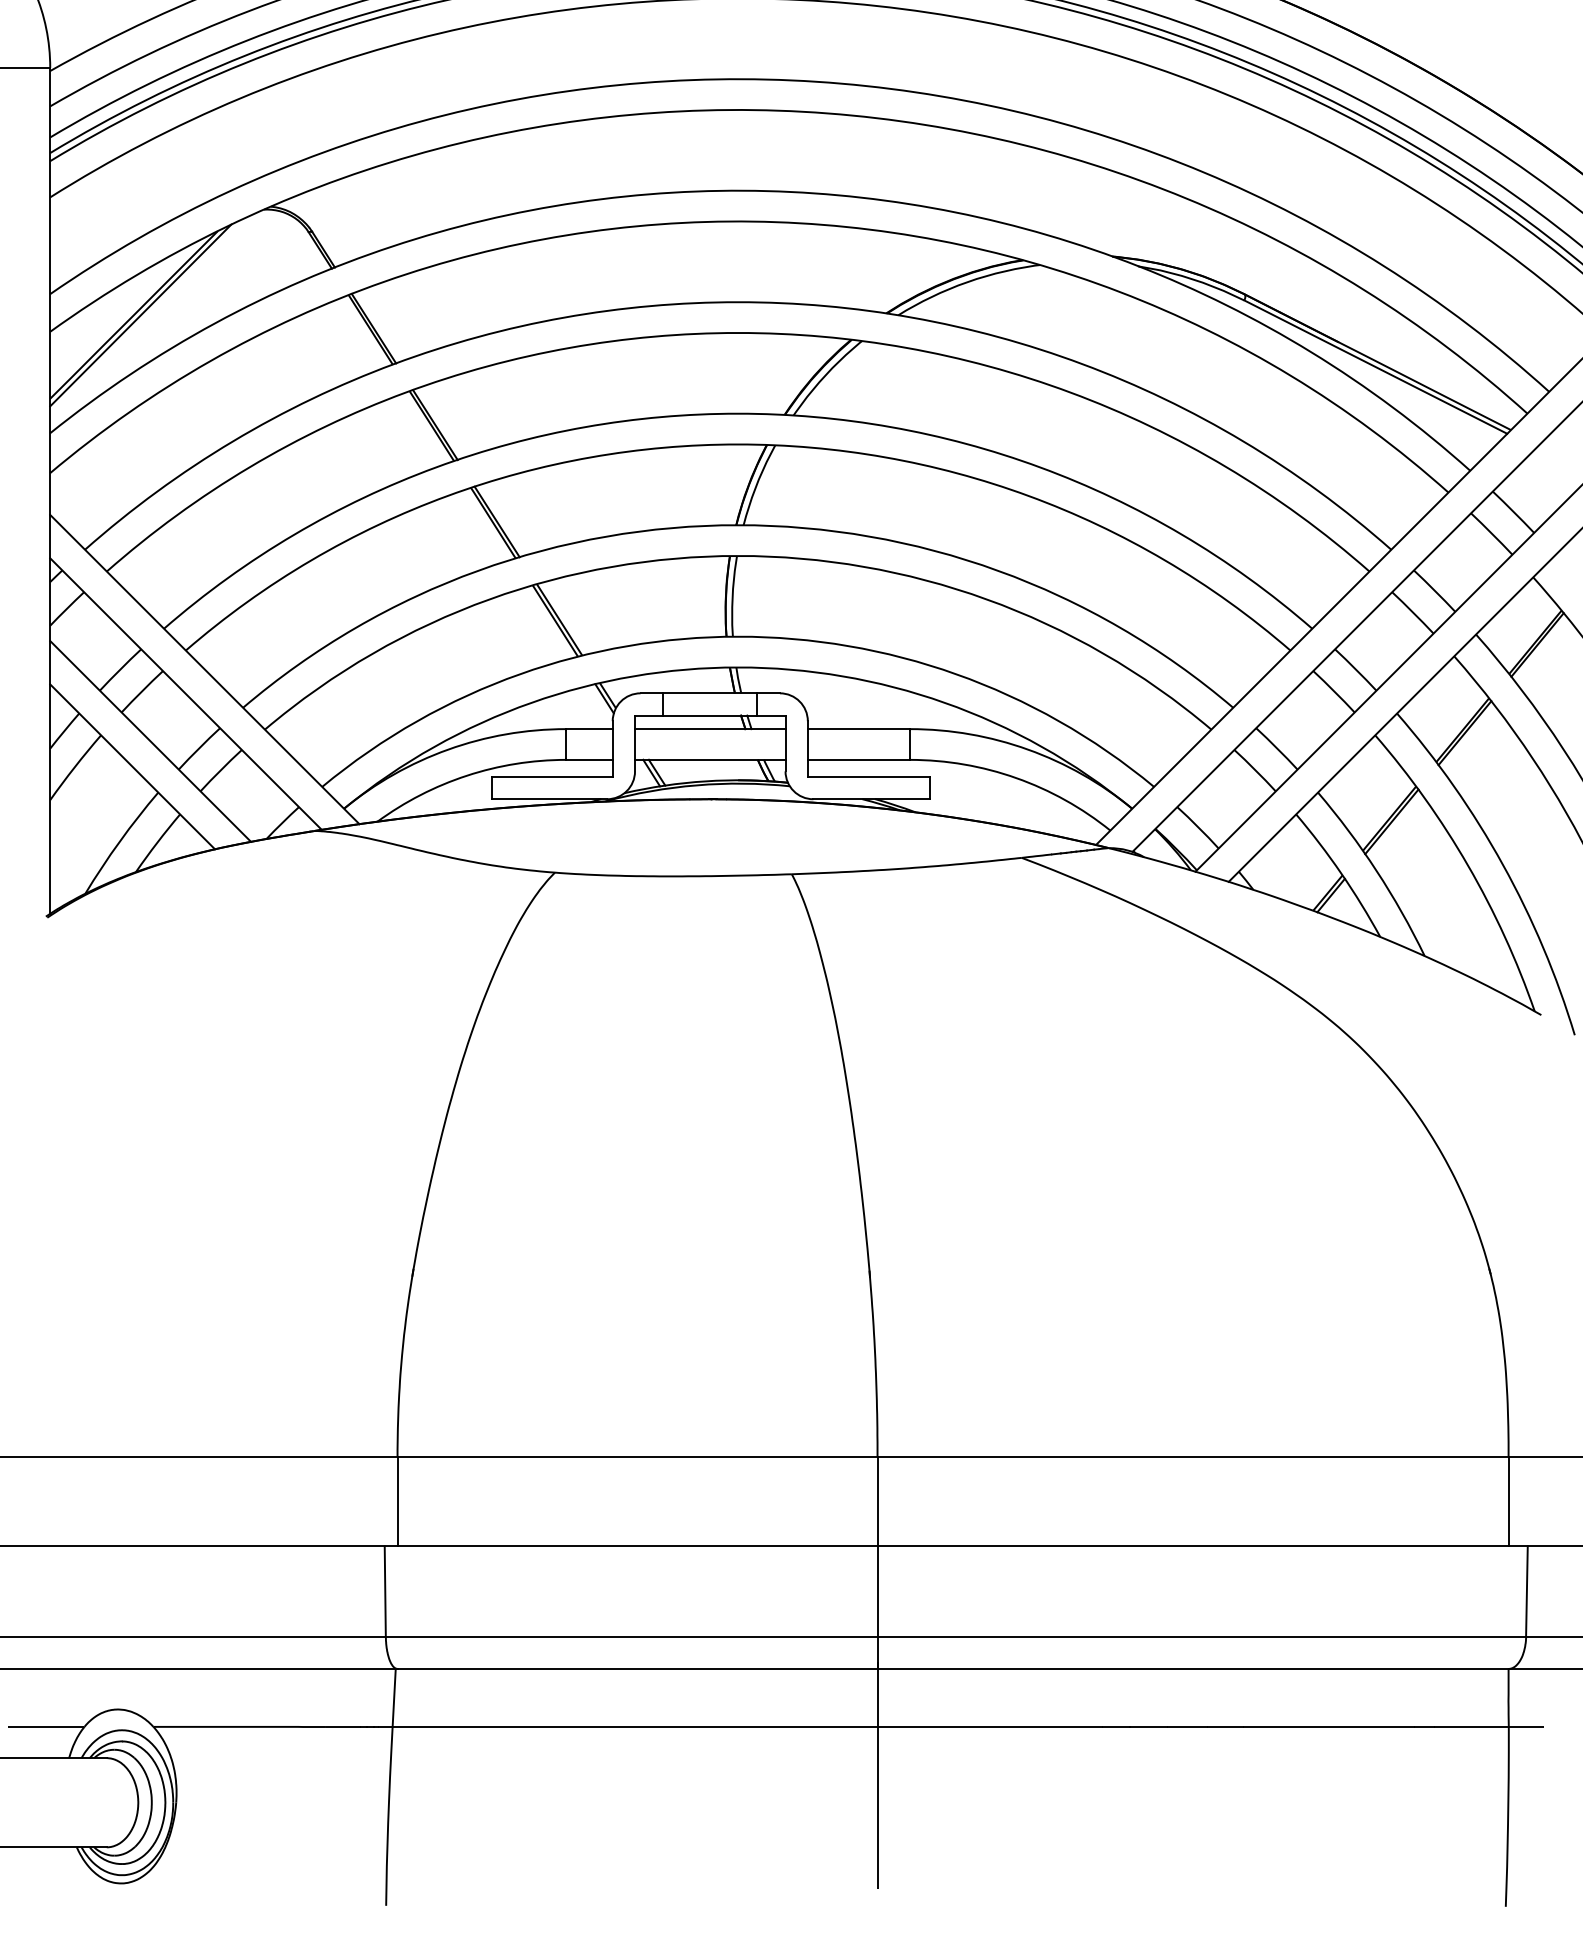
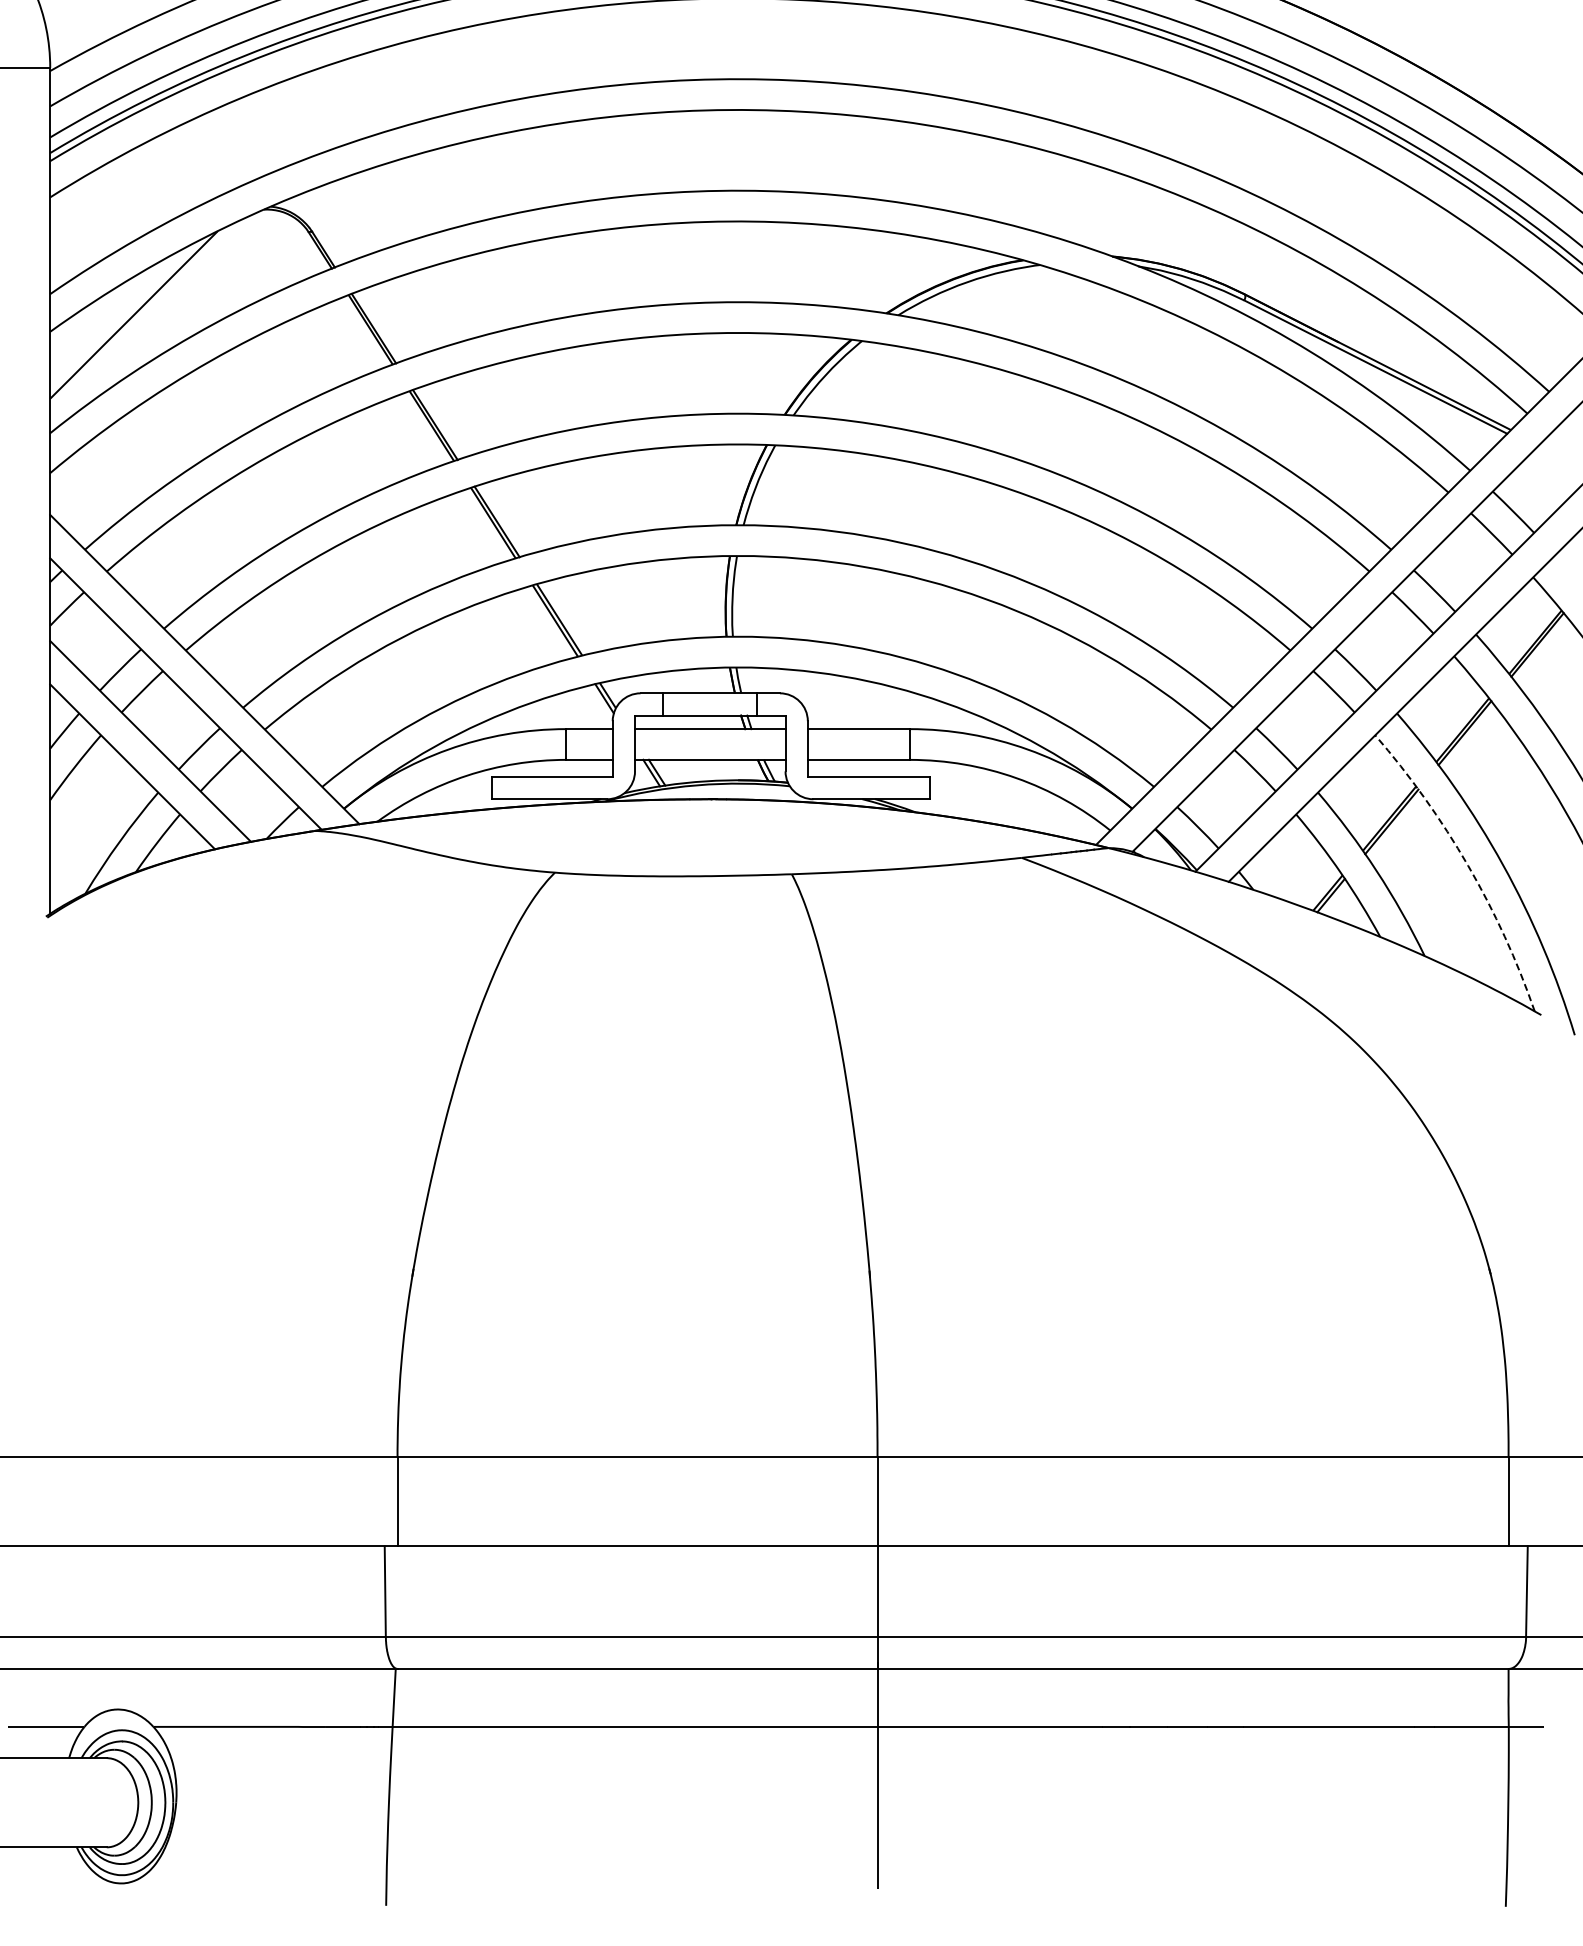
line: present -> none (140, 315)
arc: solid -> dashed (1468, 865)
